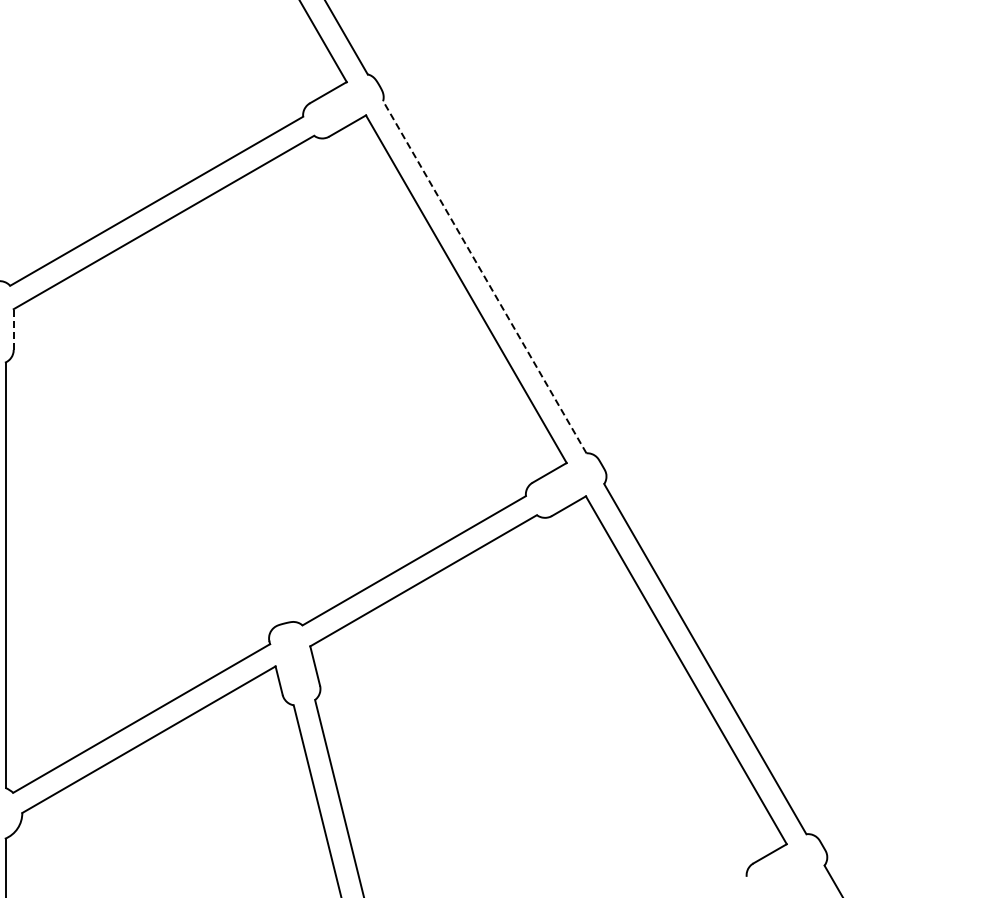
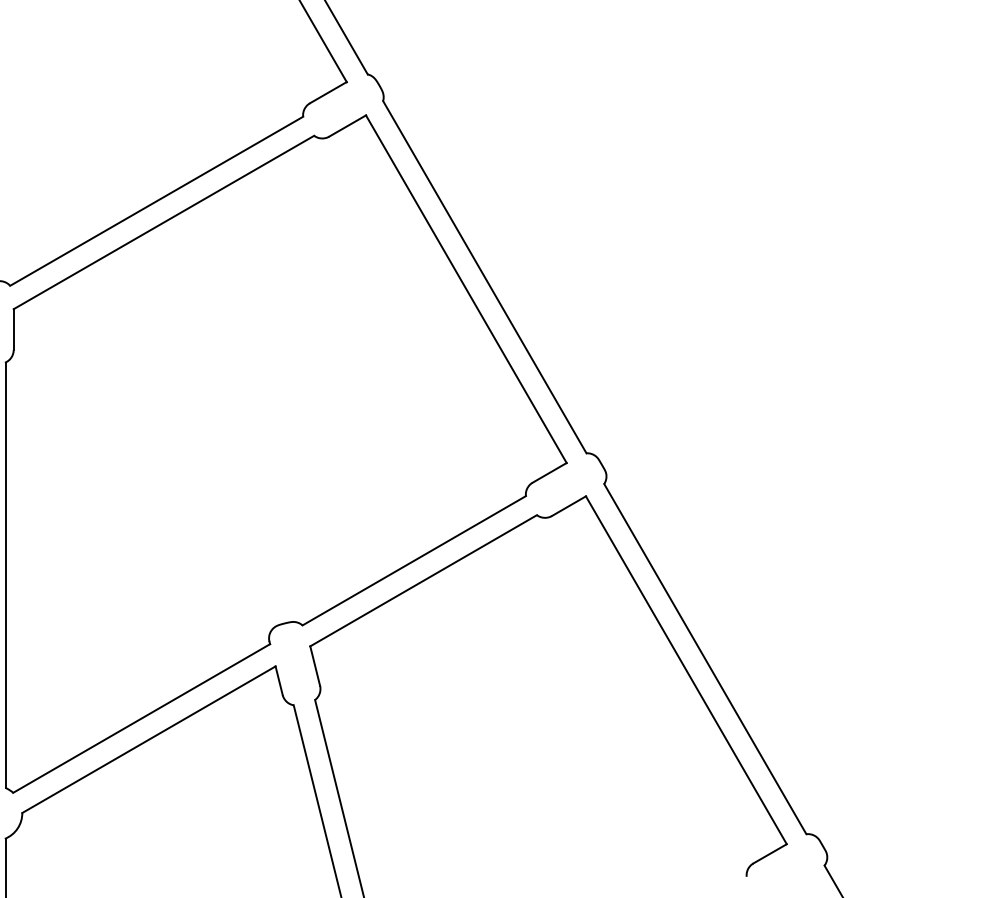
line: dashed -> solid (484, 276)
line: dashed -> solid (13, 329)
